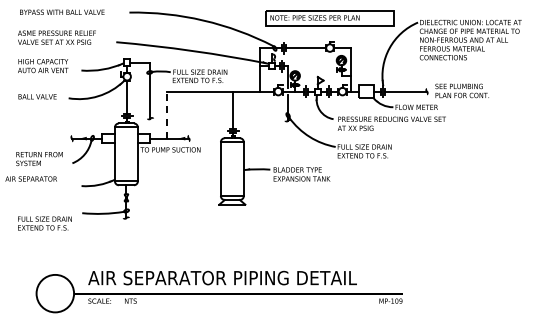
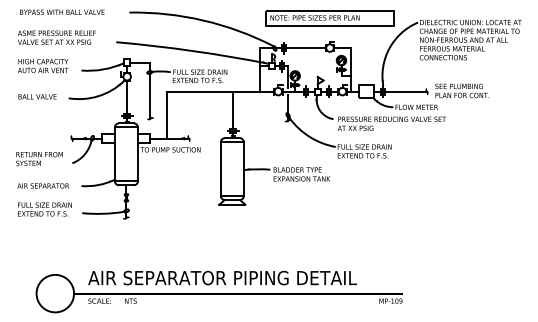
line: dashed -> solid (166, 114)
text position: (30, 178) -> (42, 185) (42, 185)
text position: (44, 223) -> (44, 209) (44, 209)
